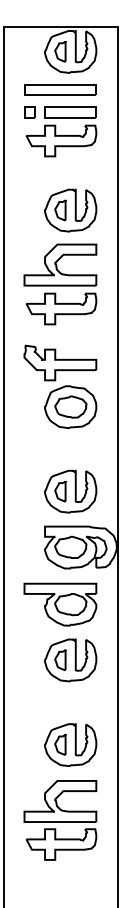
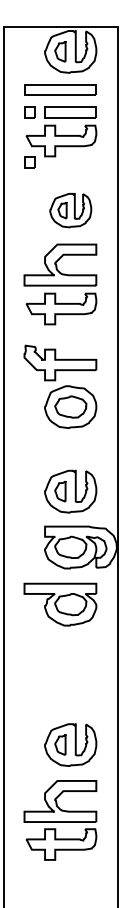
part: none -> present (29, 162)
part size: 54x45 px -> 44x36 px (70, 210)
part: present -> none (70, 660)
